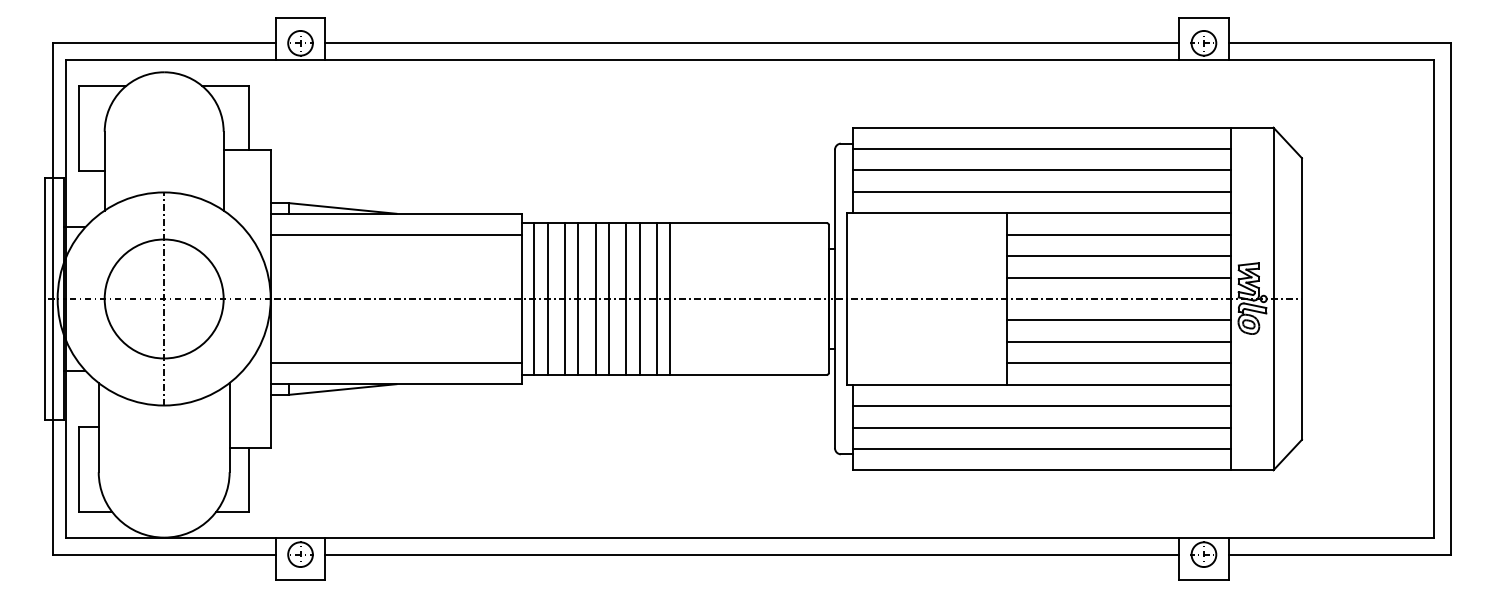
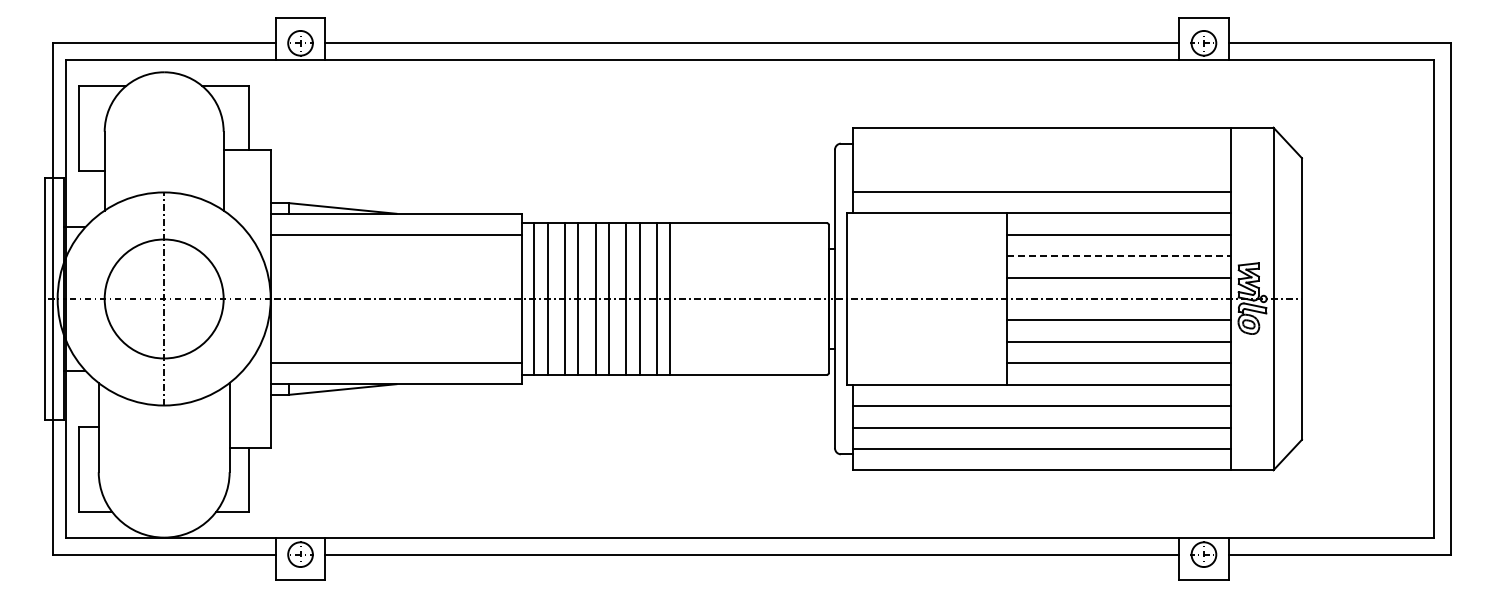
line: present -> none (1041, 149)
line: present -> none (1041, 170)
line: solid -> dashed (1119, 256)
